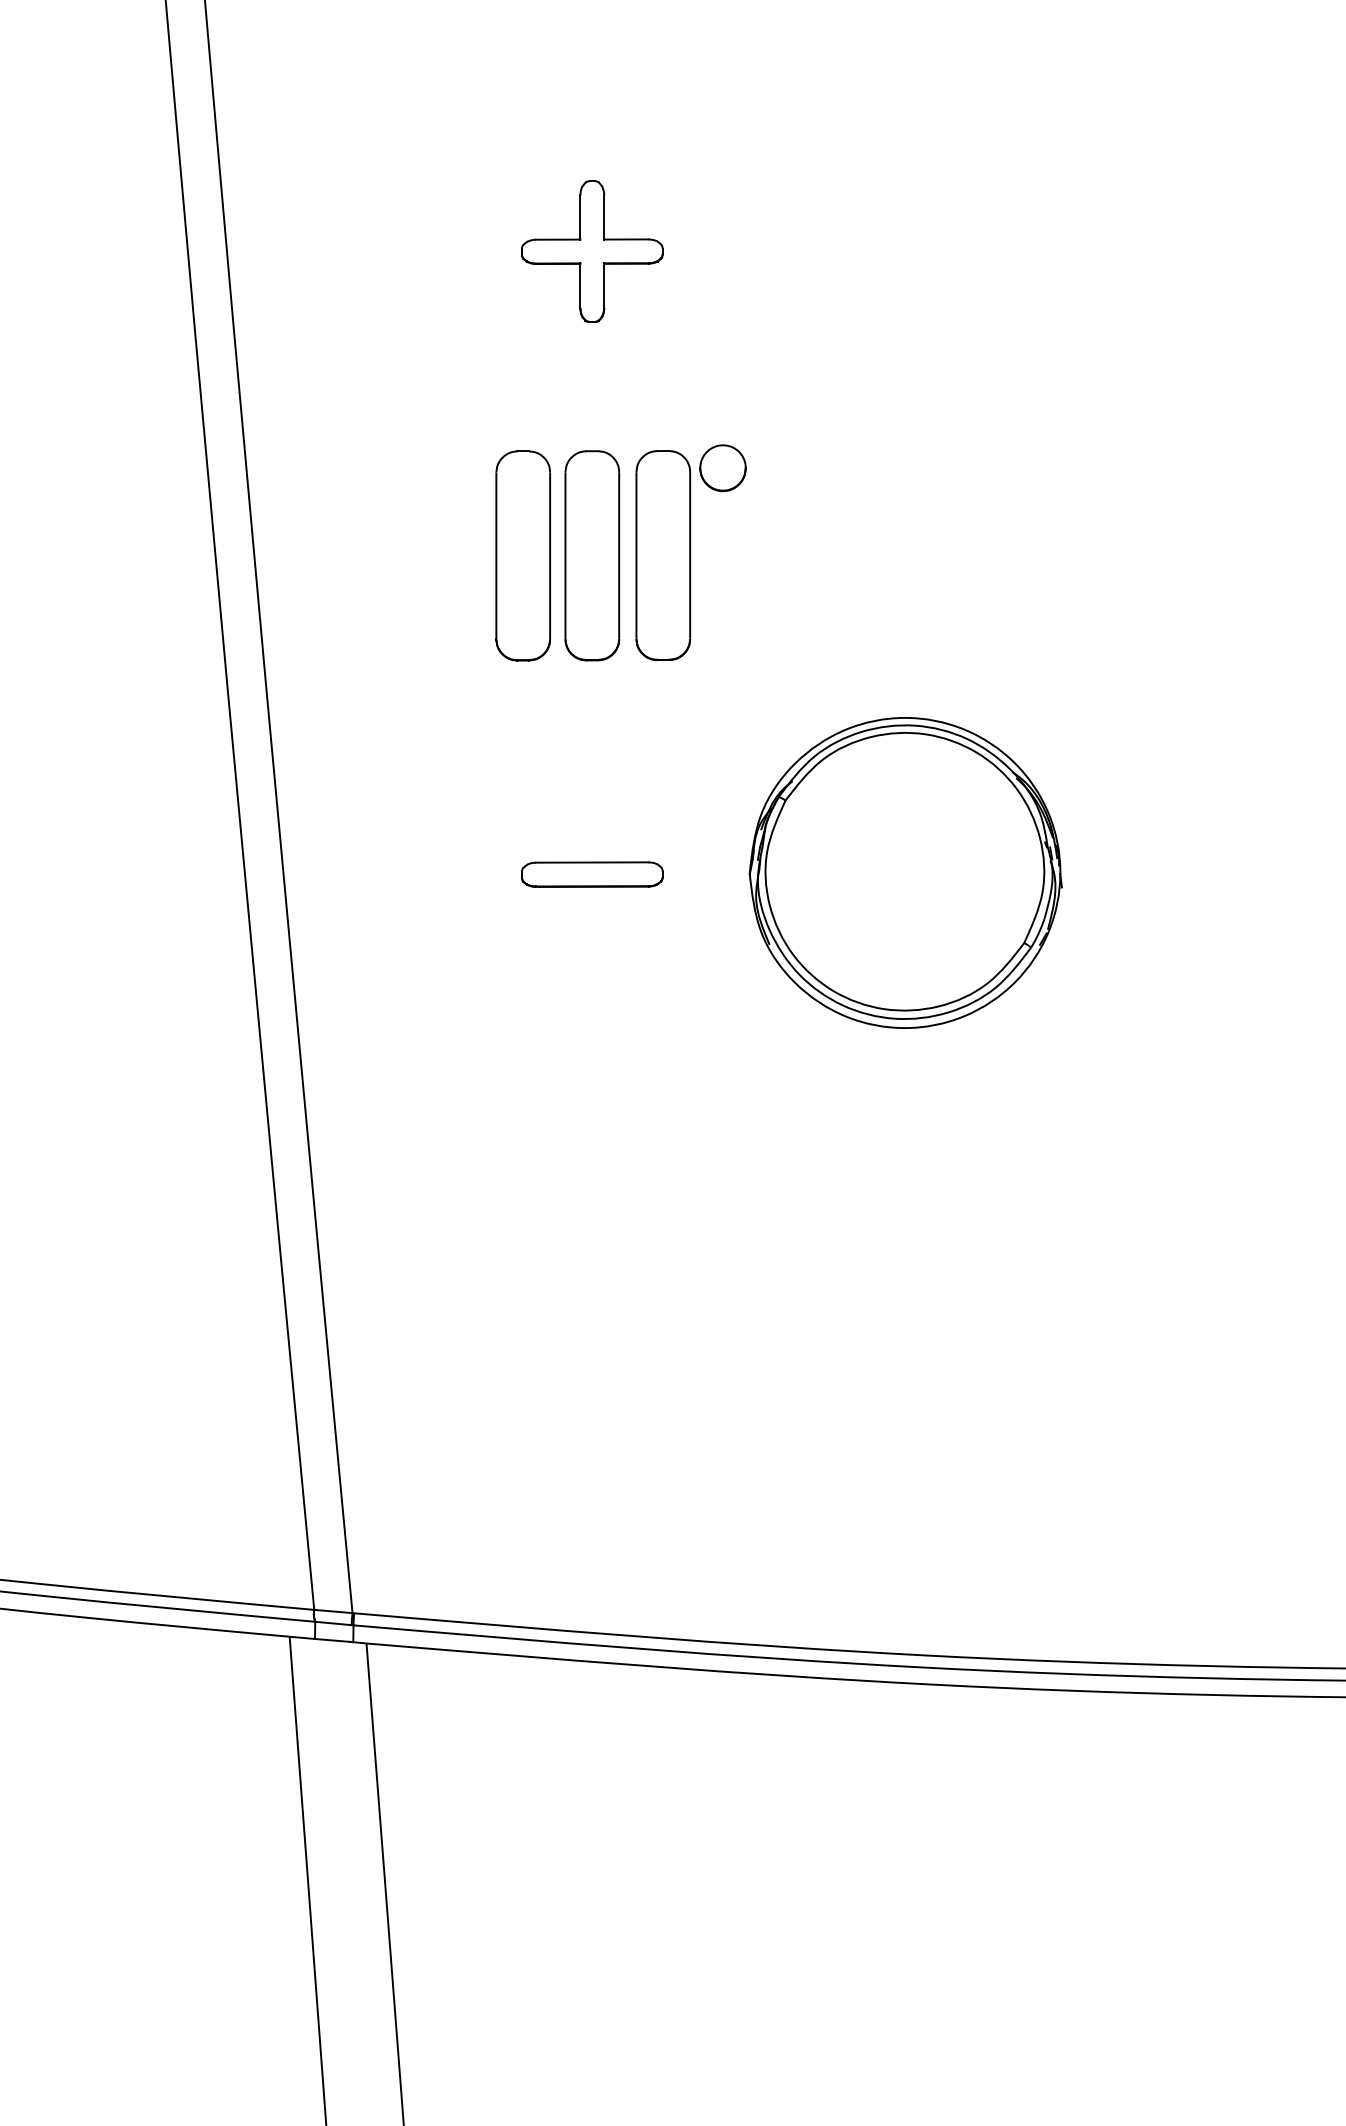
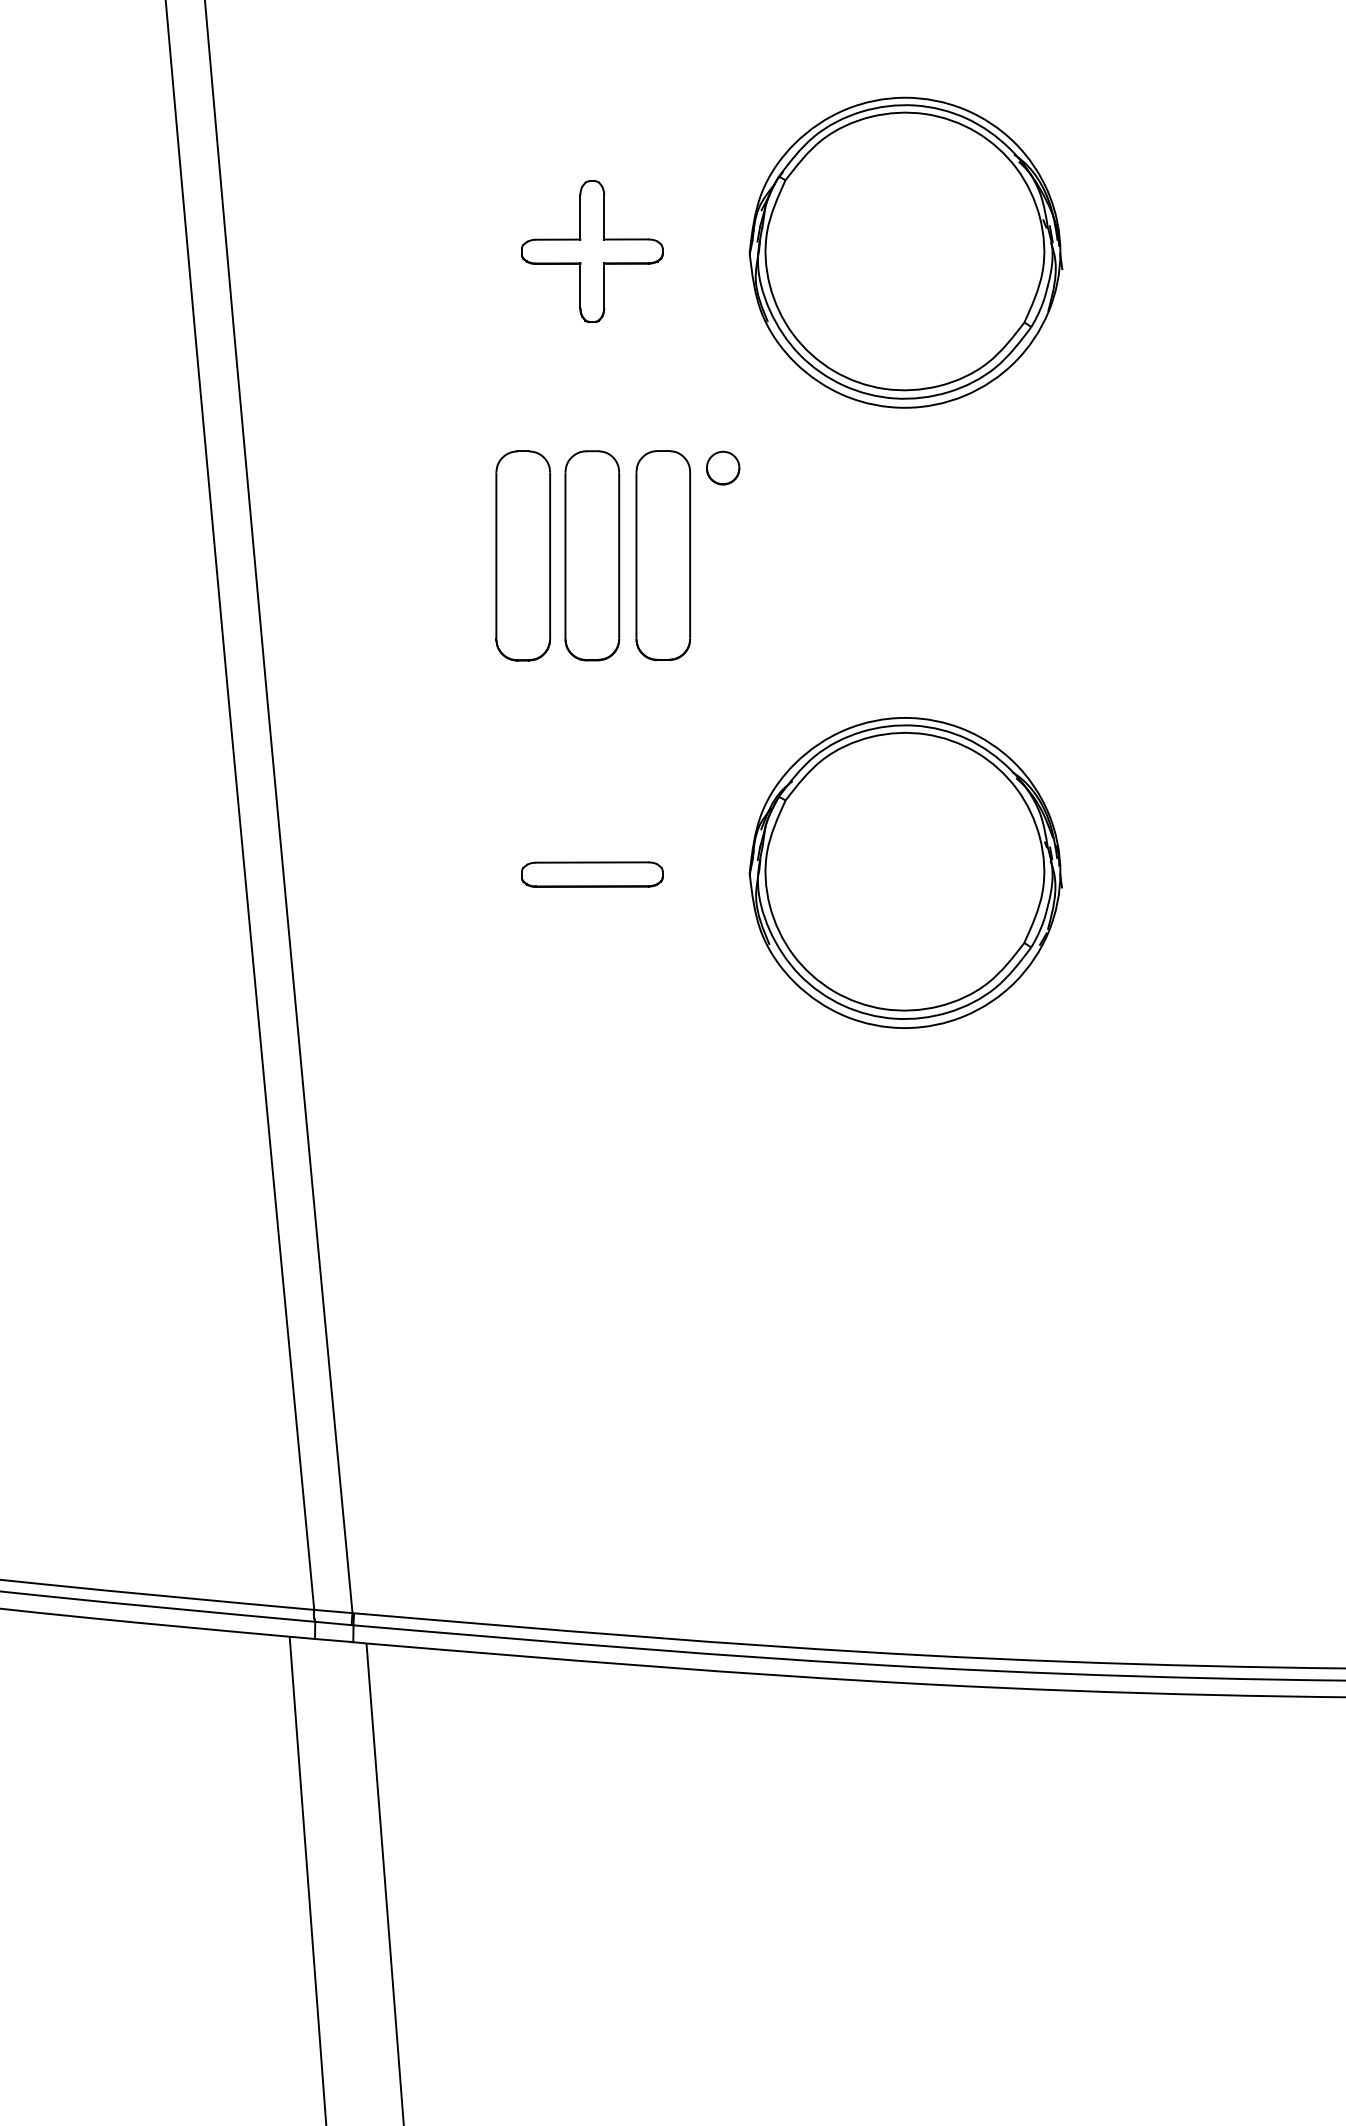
part: none -> present (905, 252)
part size: 48x49 px -> 35x36 px (723, 467)
